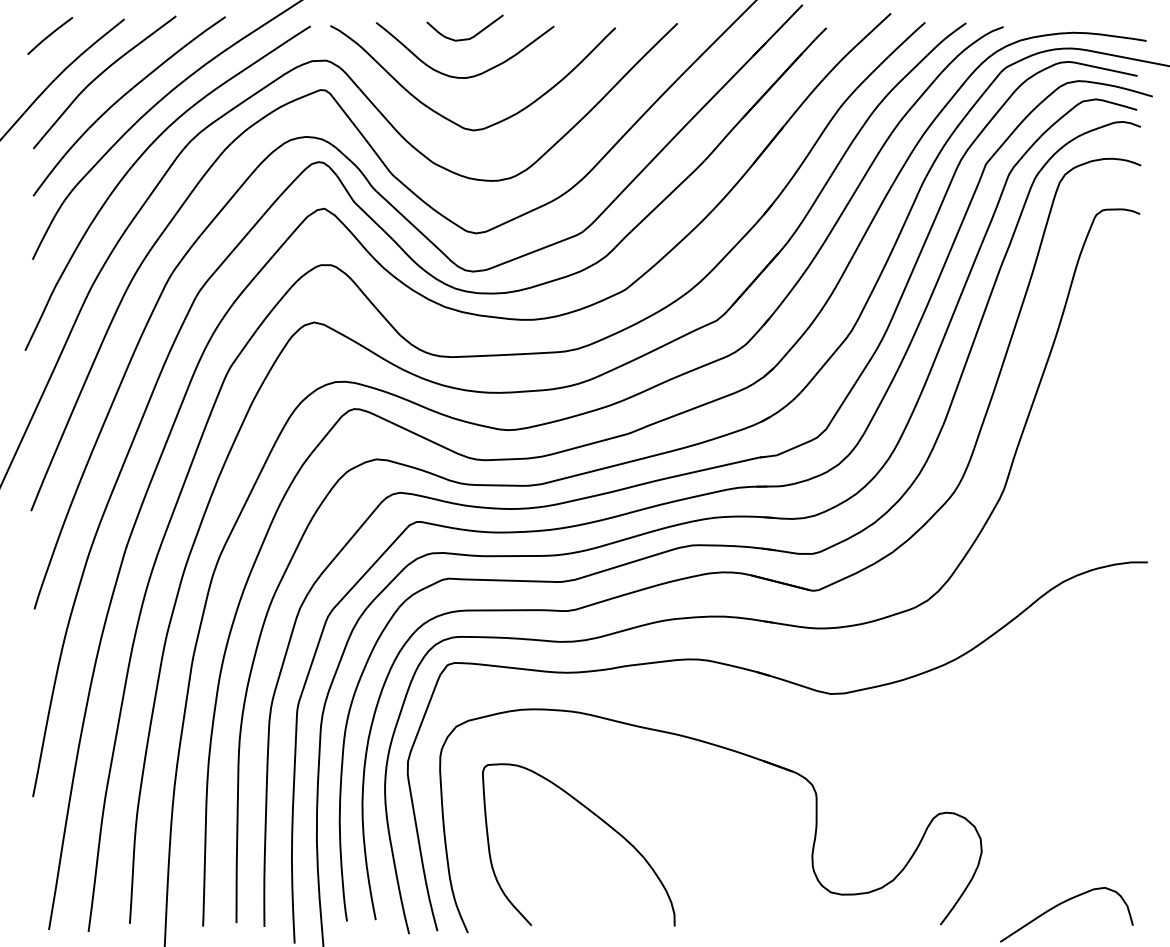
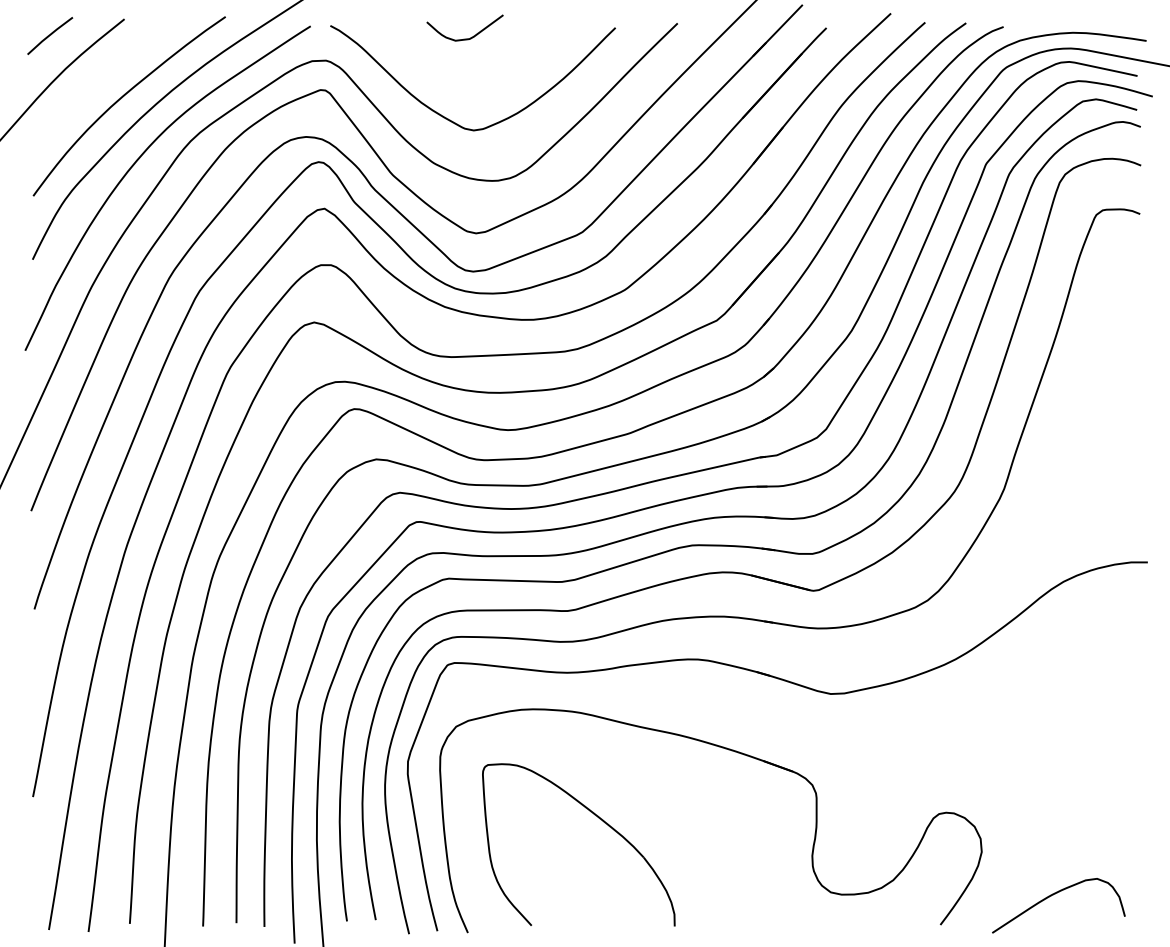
curve: present -> none (99, 76)
curve: present -> none (467, 76)
curve position: (1061, 904) -> (1053, 895) (1053, 895)
